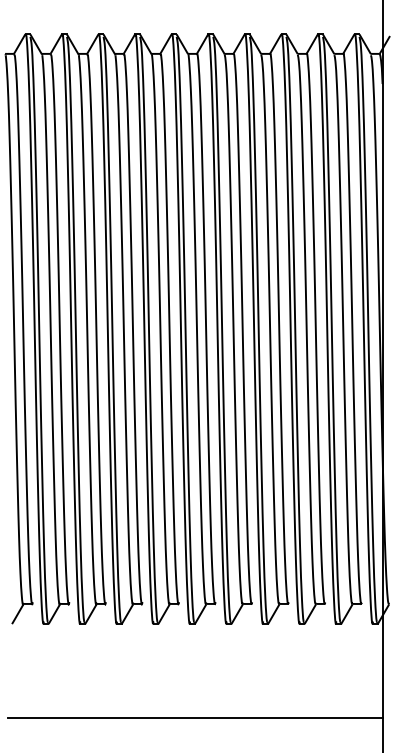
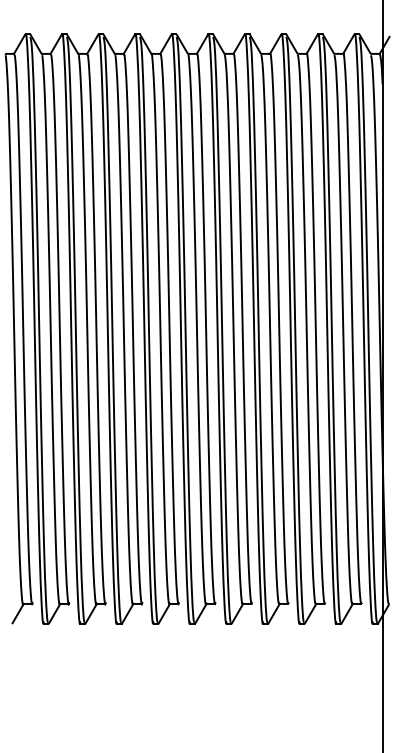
line: present -> none (195, 717)
